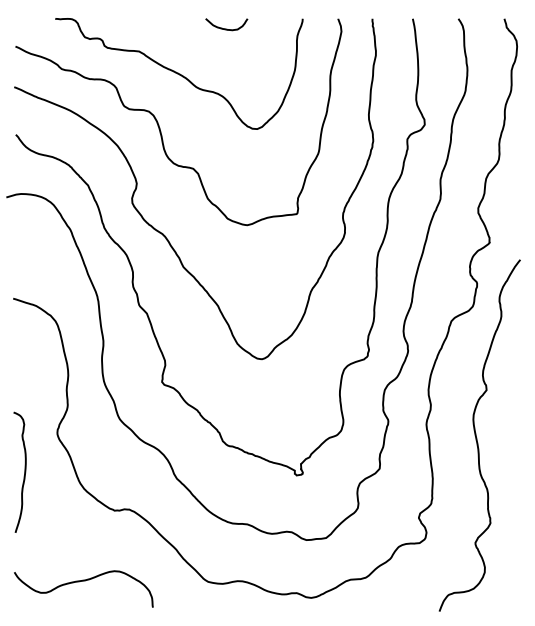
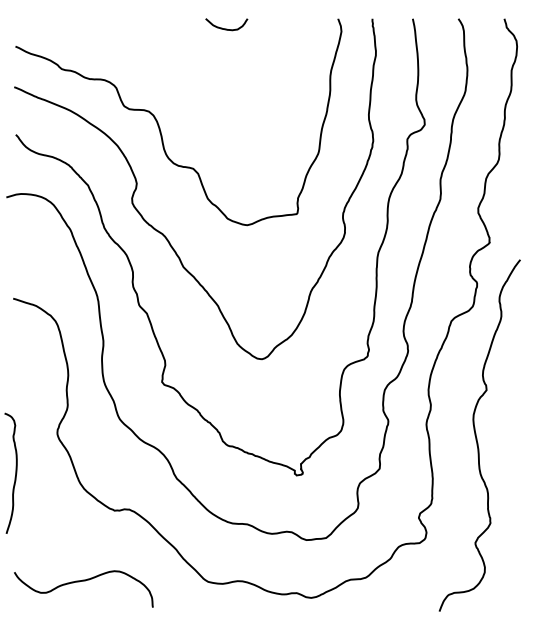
curve: present -> none (179, 73)
curve position: (24, 471) -> (15, 472) (15, 472)
